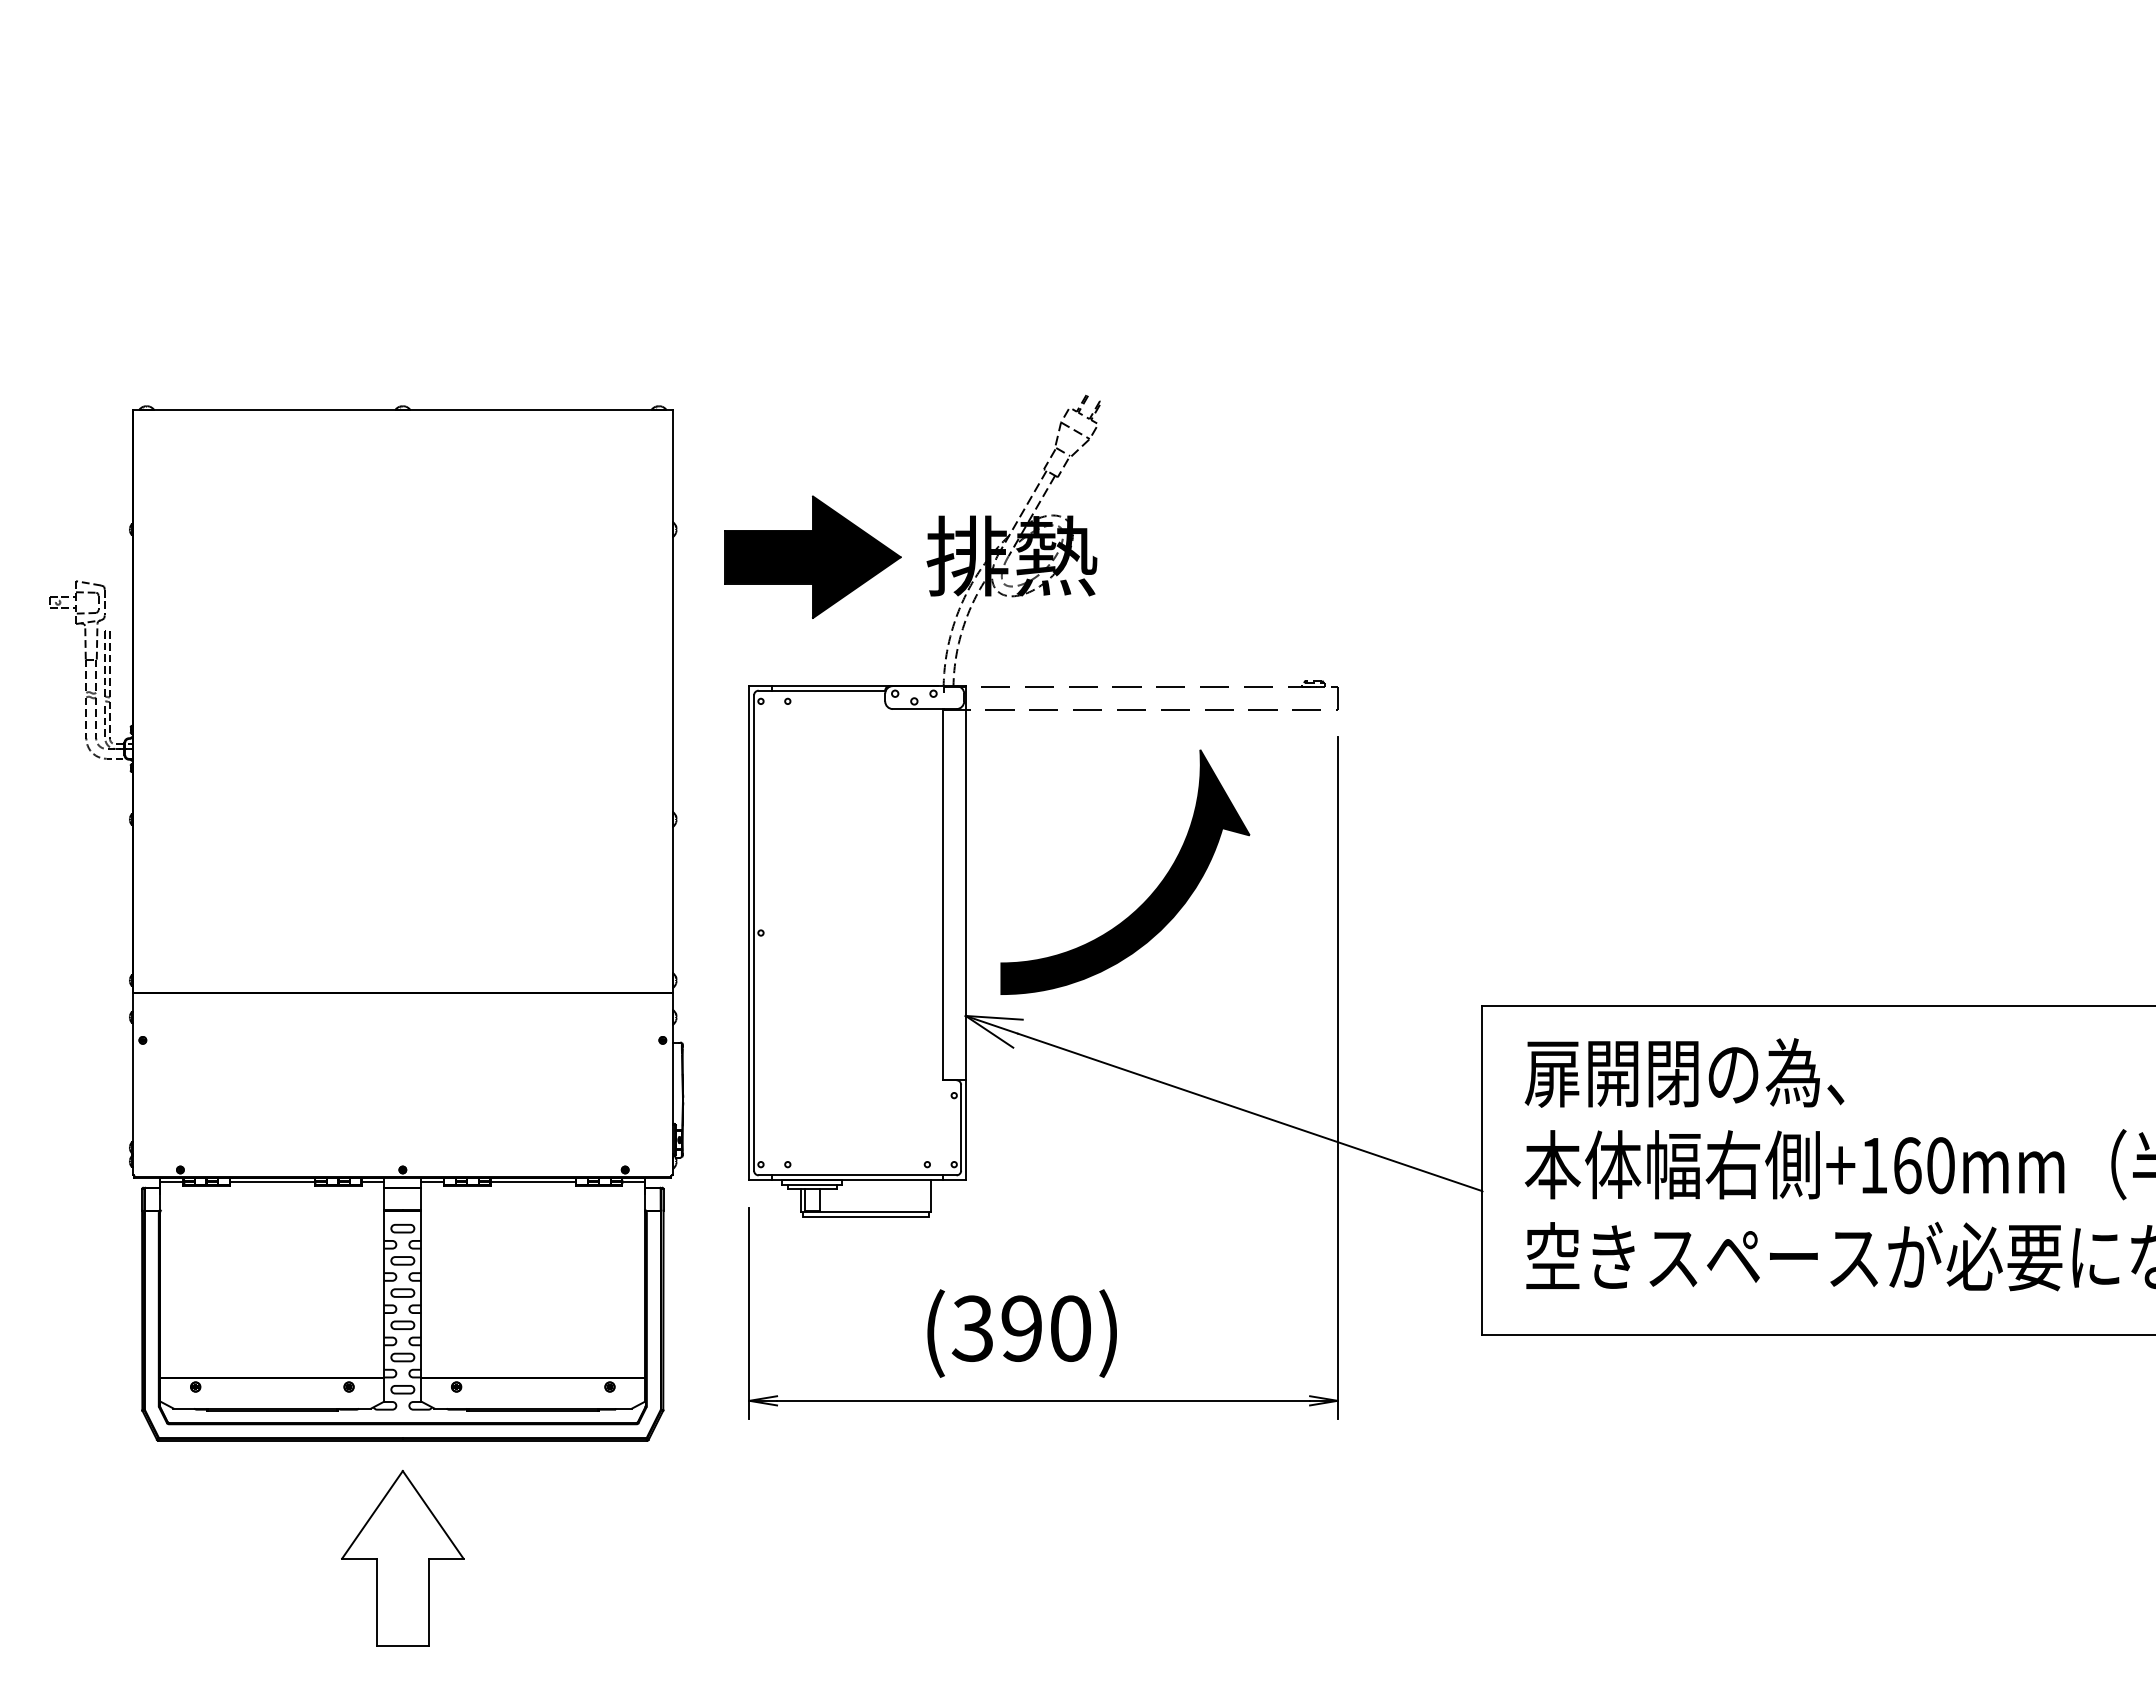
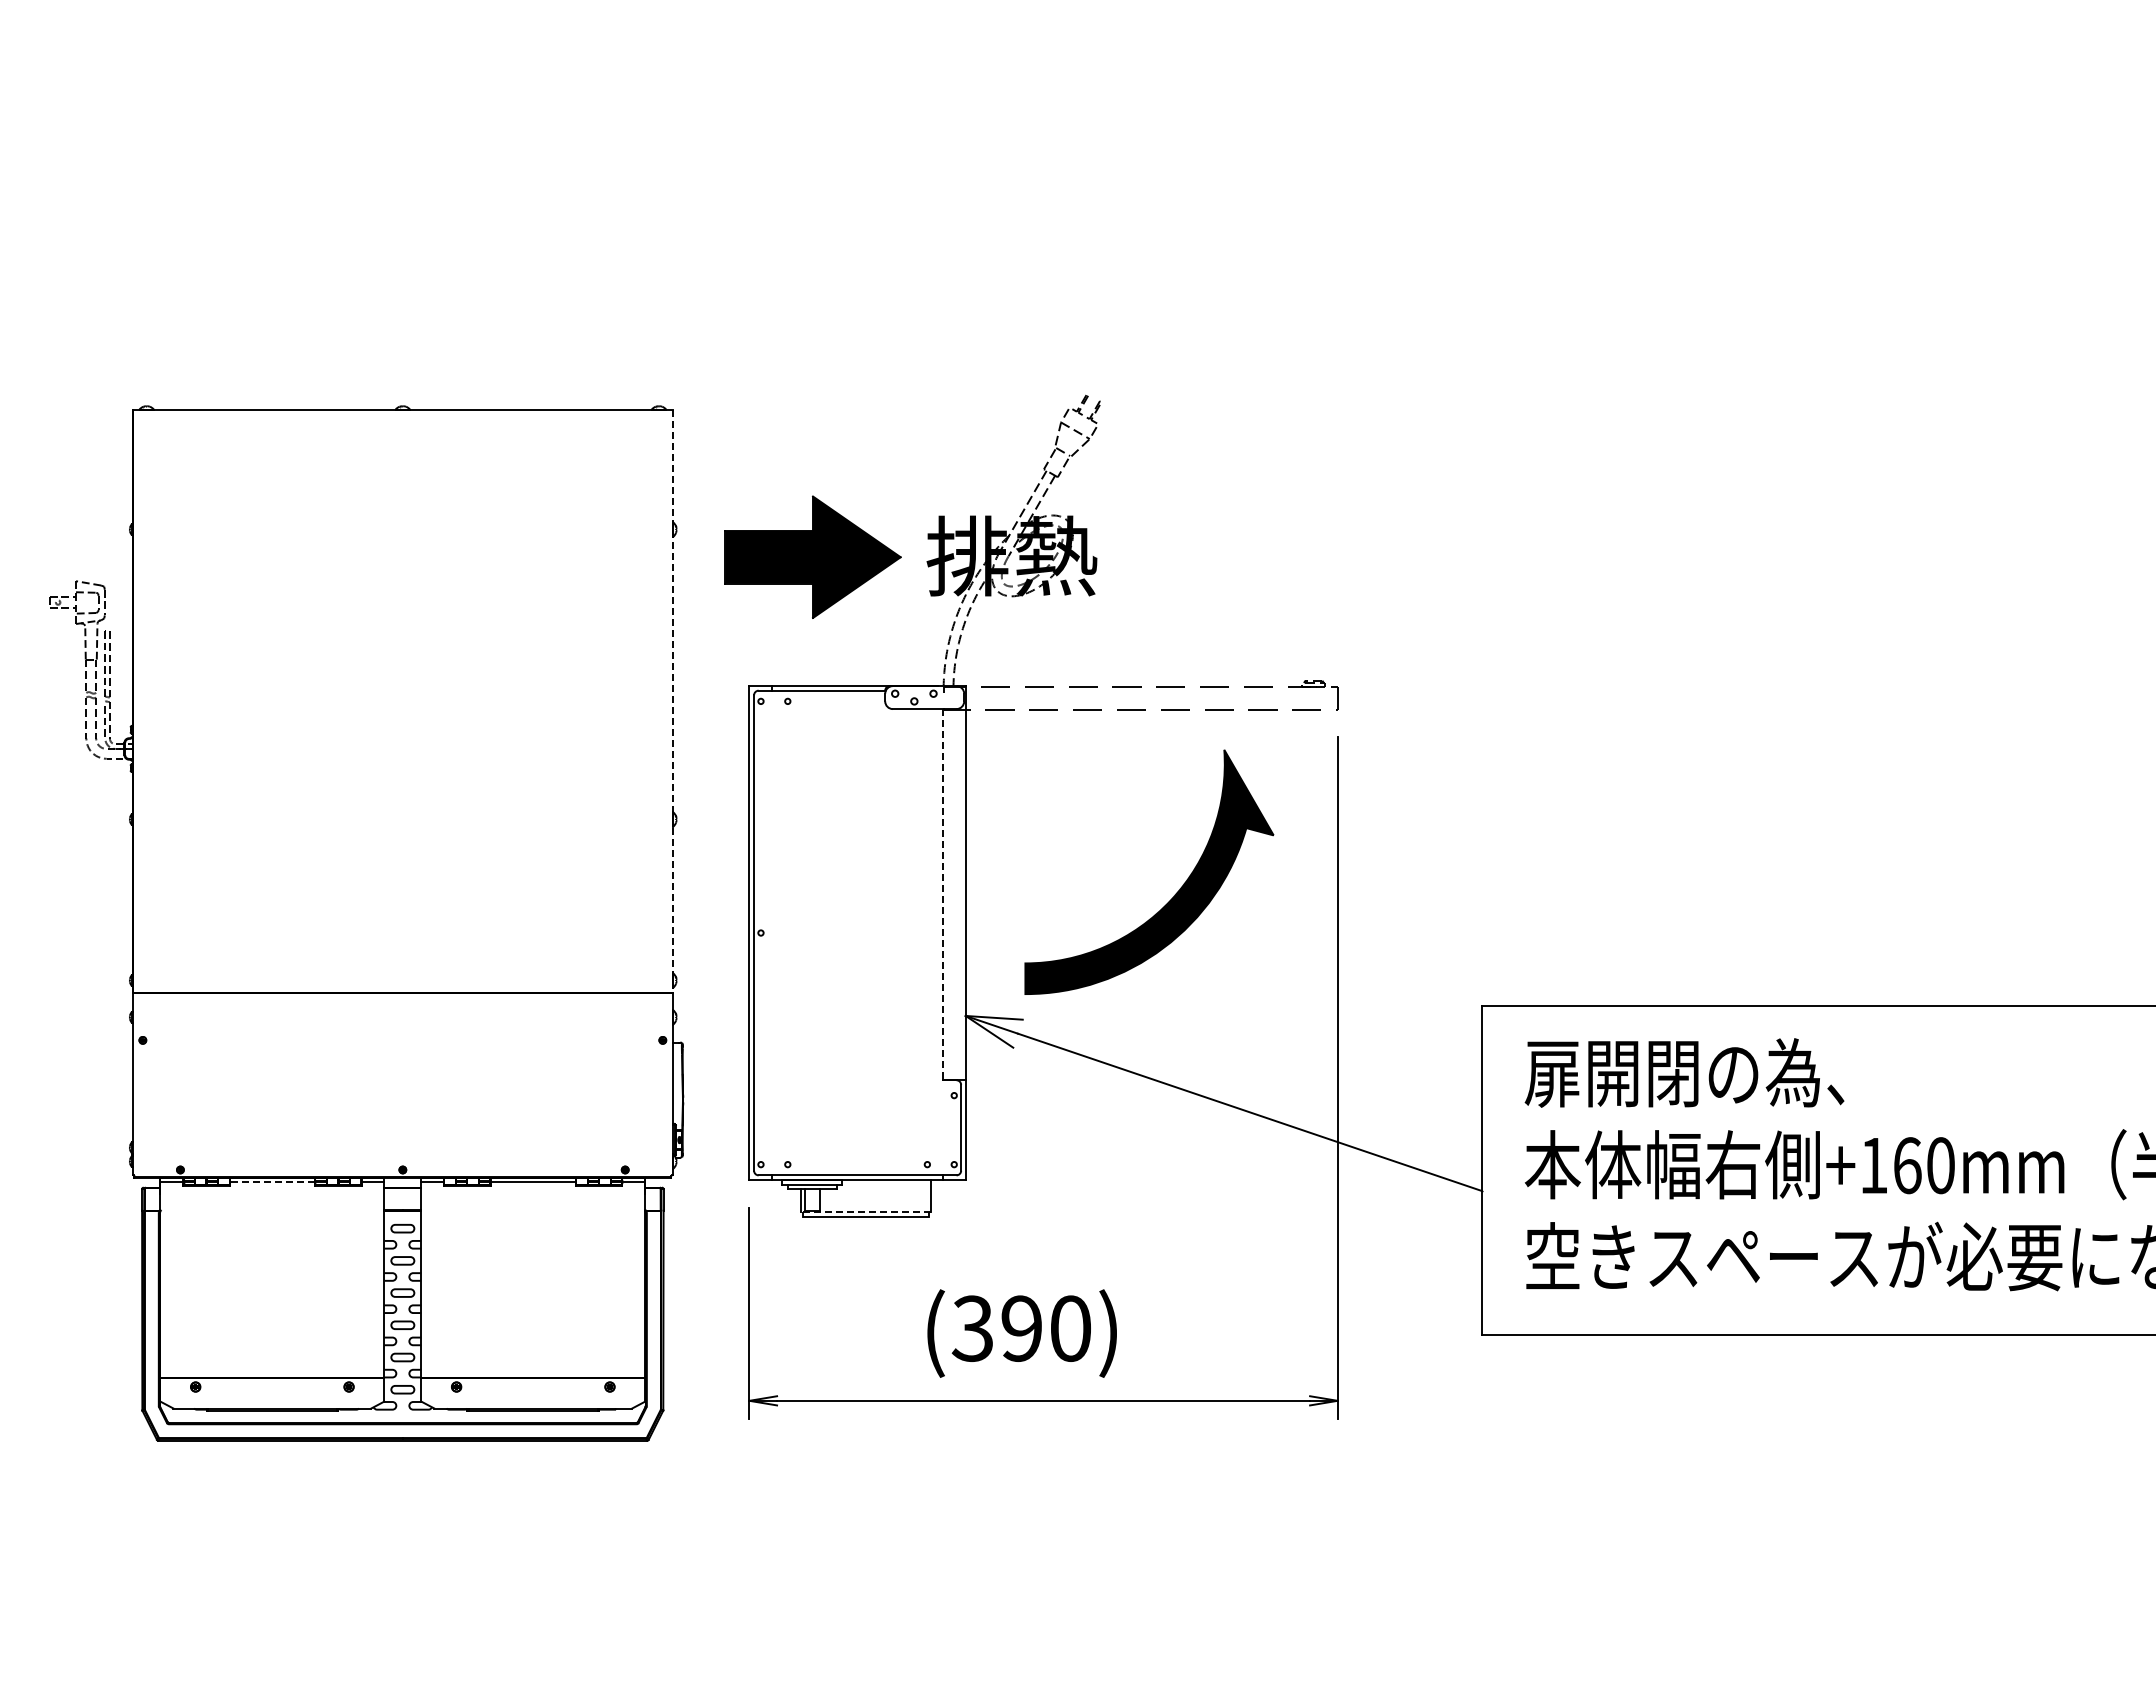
line: solid -> dashed (672, 701)
line: solid -> dashed (942, 894)
part position: (1150, 894) -> (1174, 894) (1174, 894)
line: solid -> dashed (272, 1182)
line: solid -> dashed (865, 1212)
part: present -> none (402, 1558)
